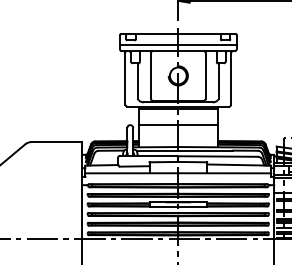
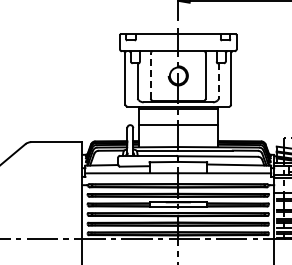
line: present -> none (178, 45)
line: solid -> dashed (150, 75)
line: solid -> dashed (219, 81)
